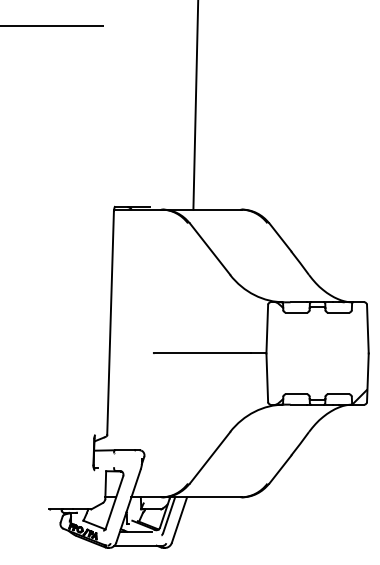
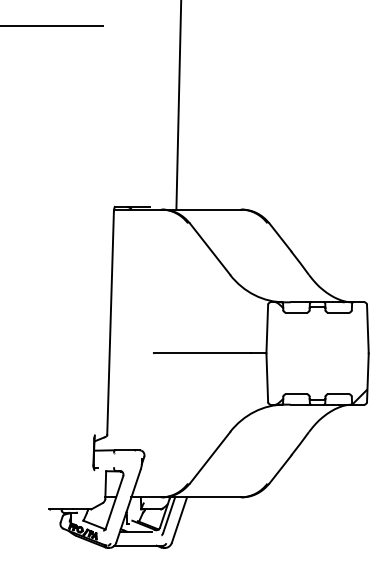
line position: (195, 105) -> (178, 105) (178, 105)
